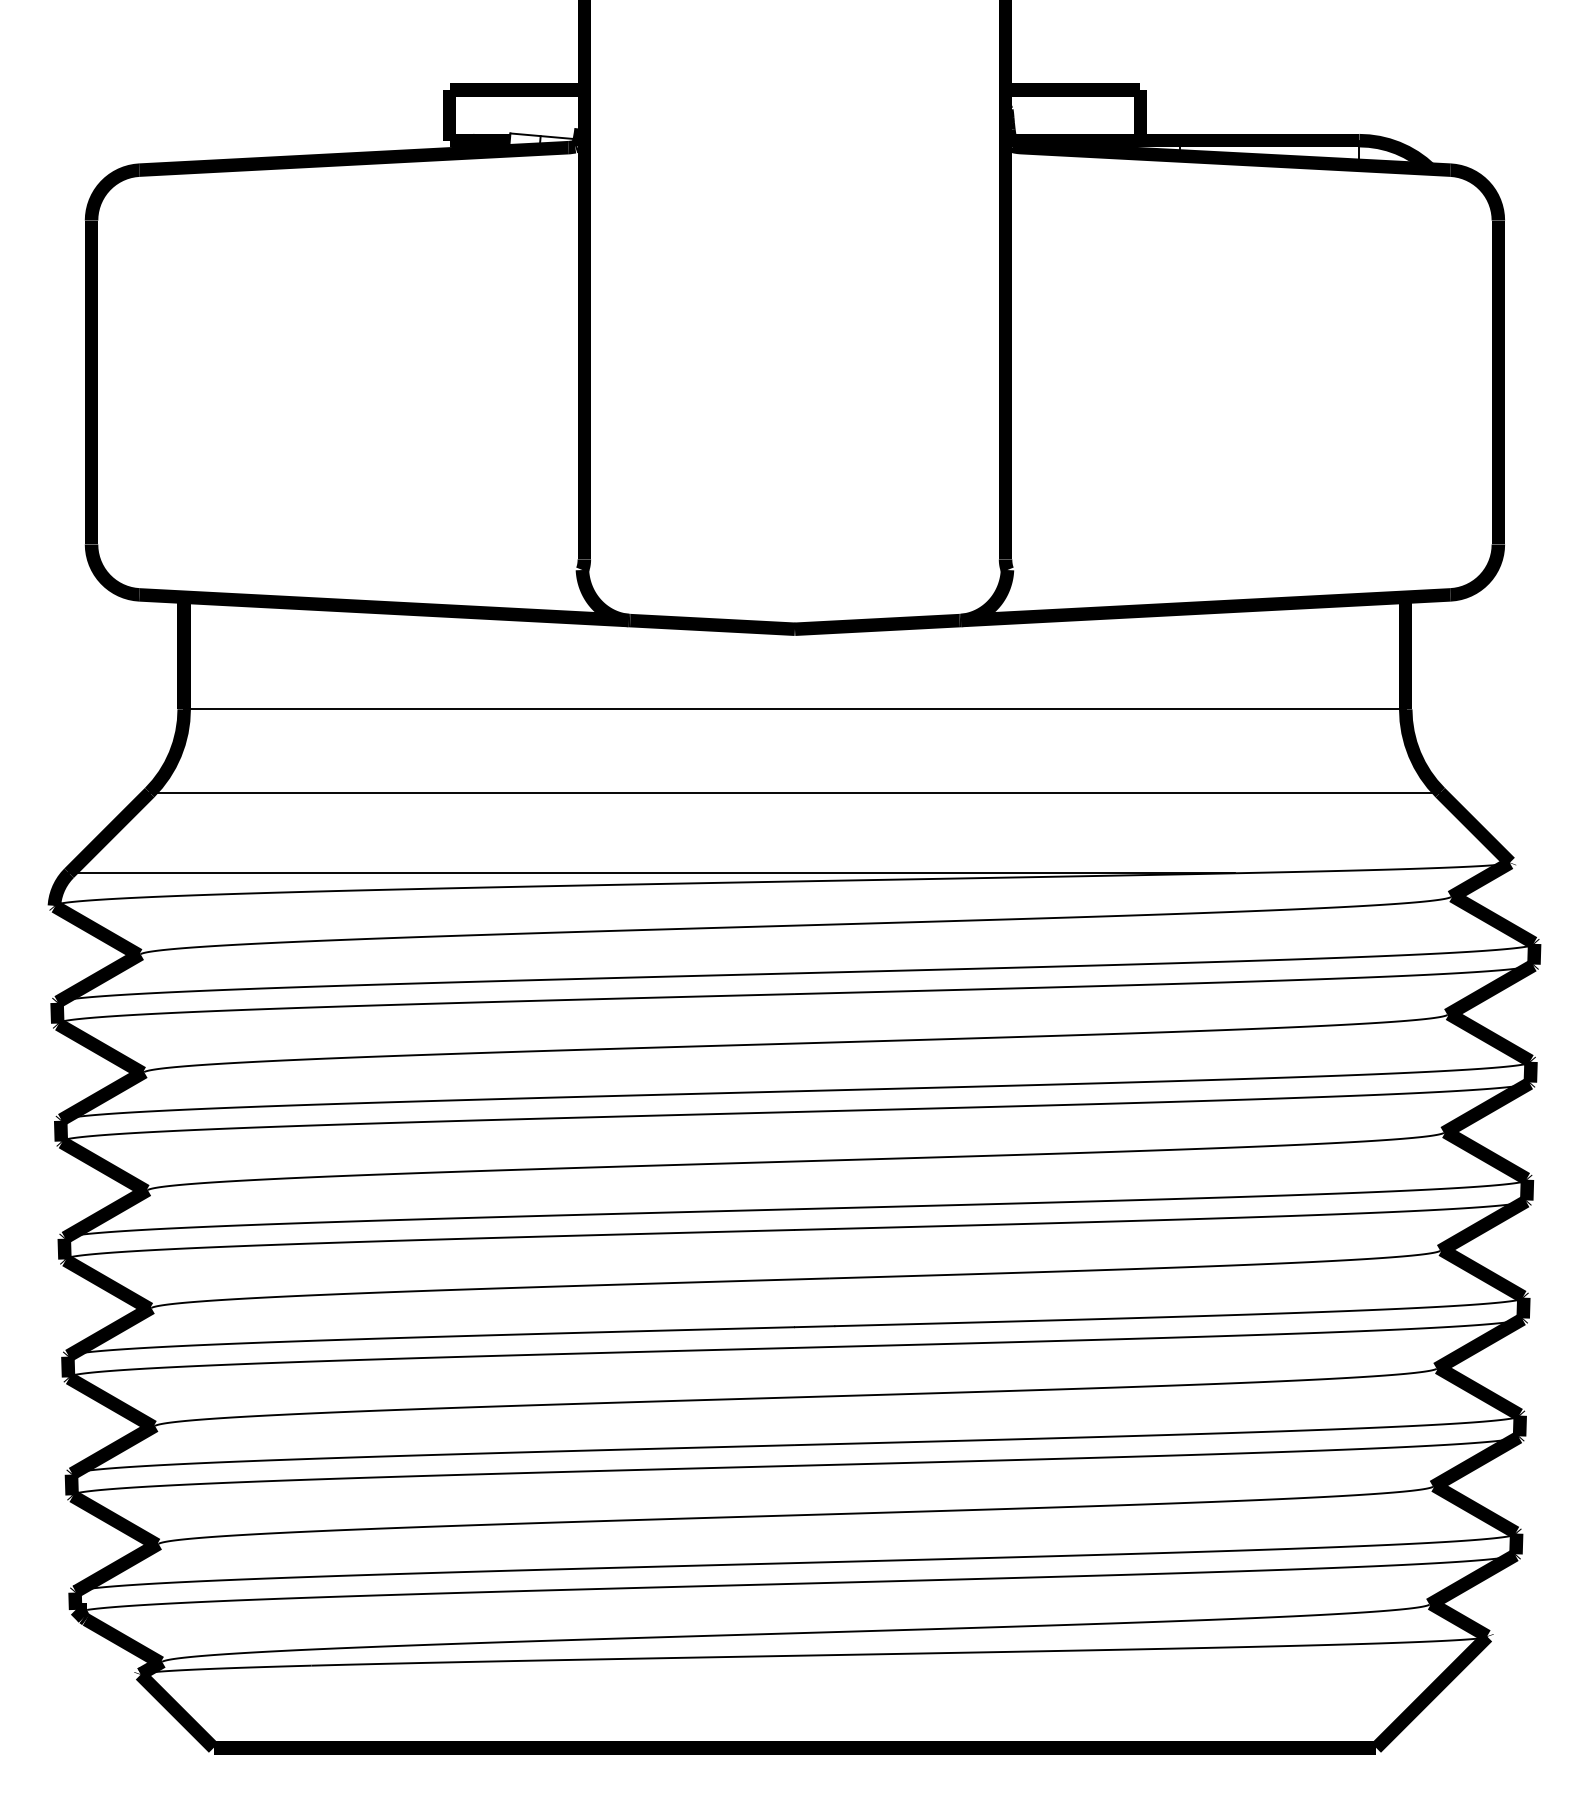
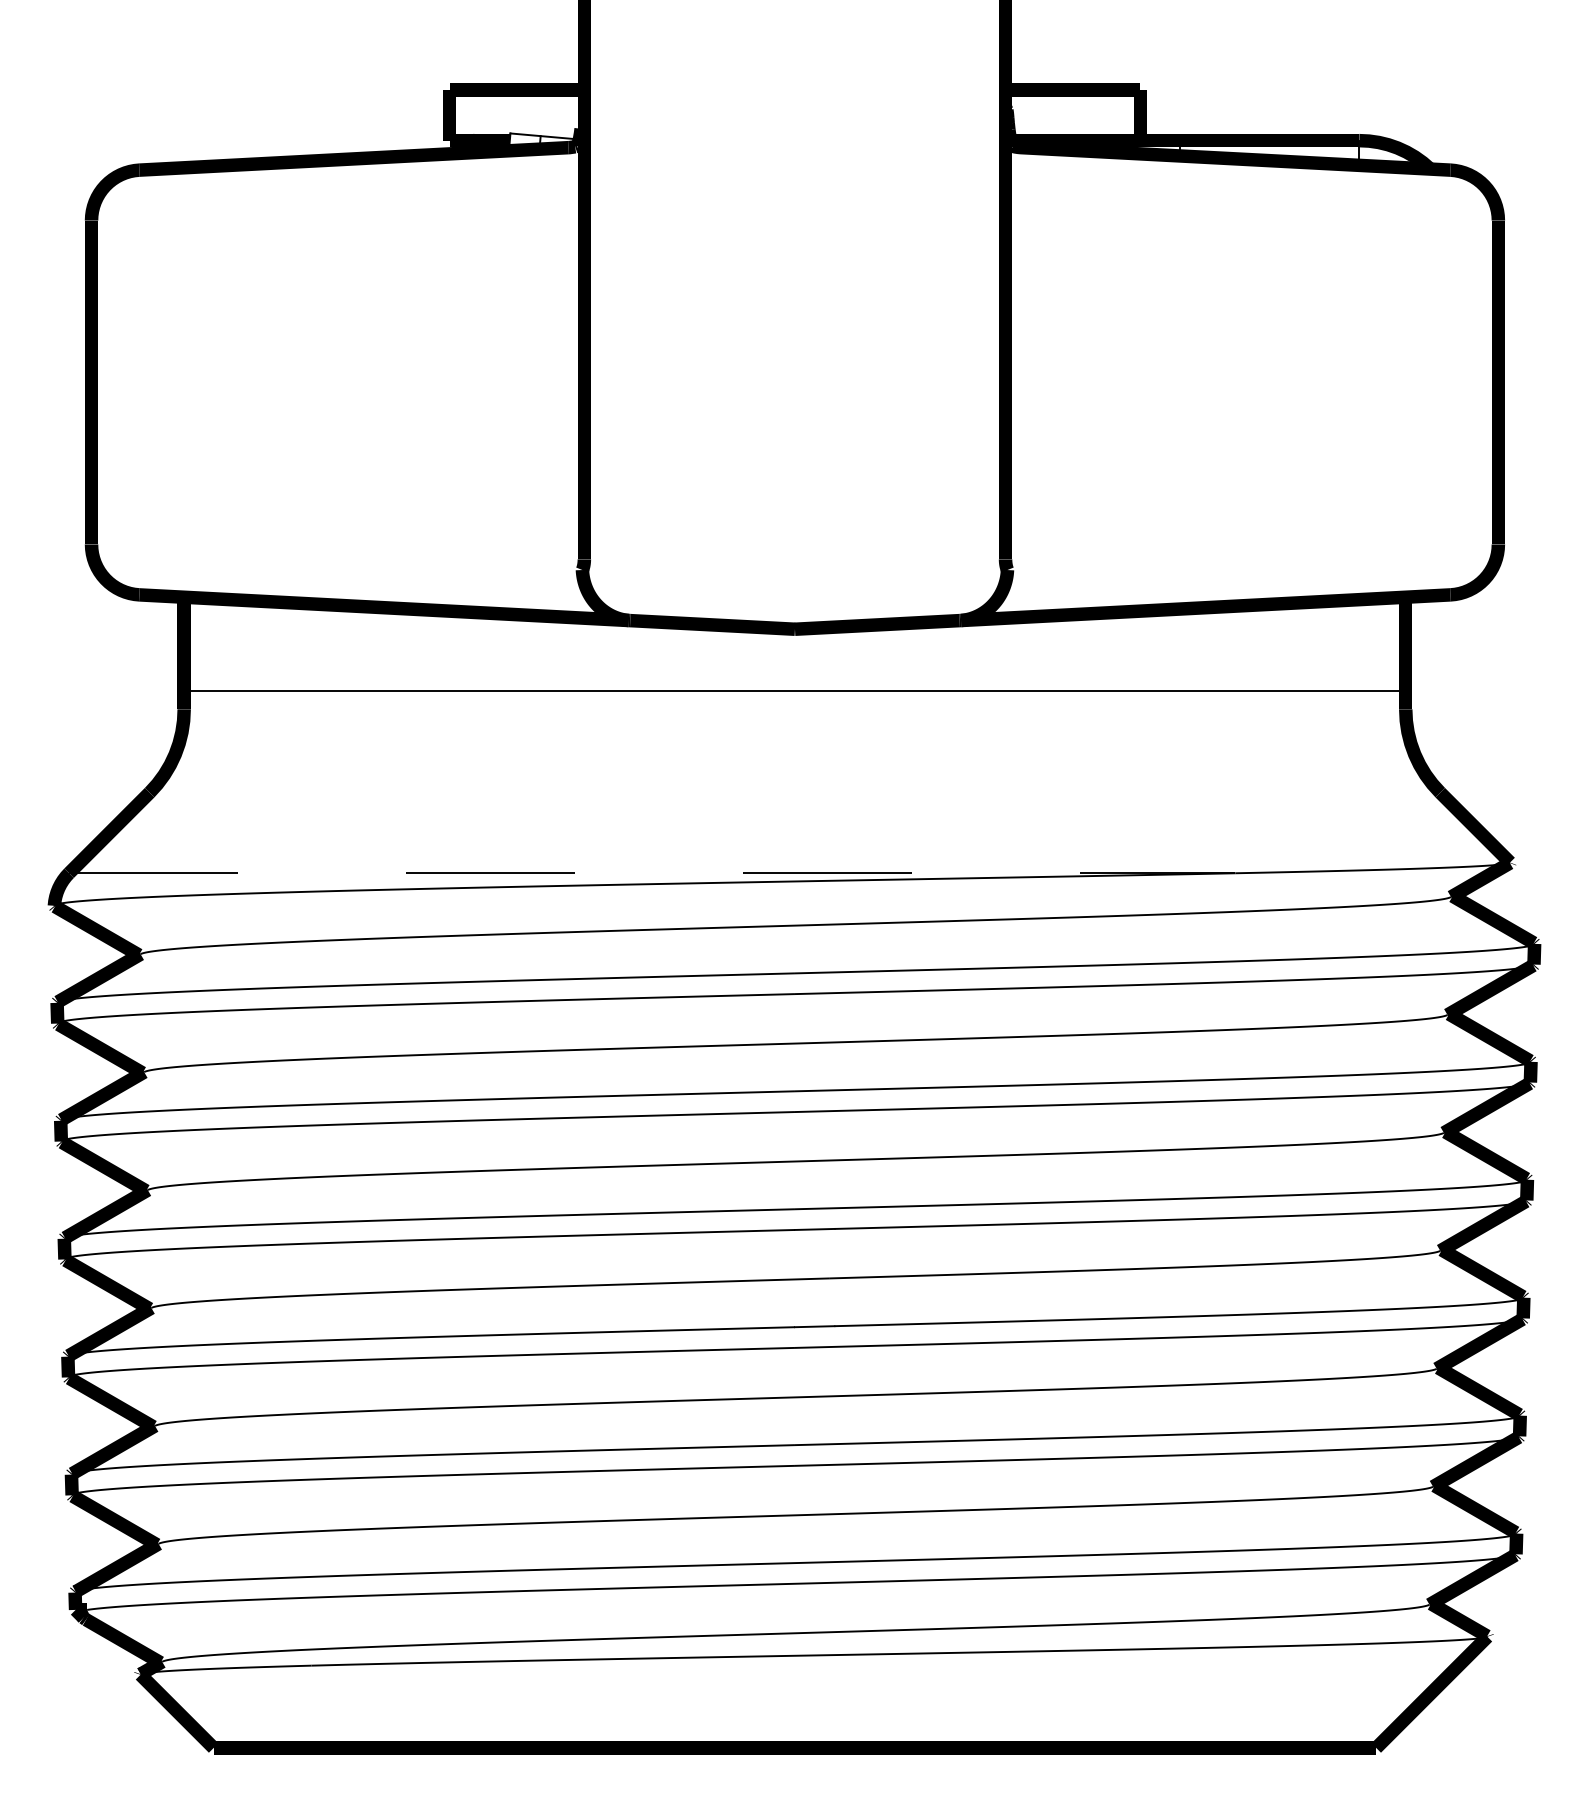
line position: (794, 709) -> (794, 691) (794, 691)
line: present -> none (794, 792)
line: solid -> dashed (652, 873)
